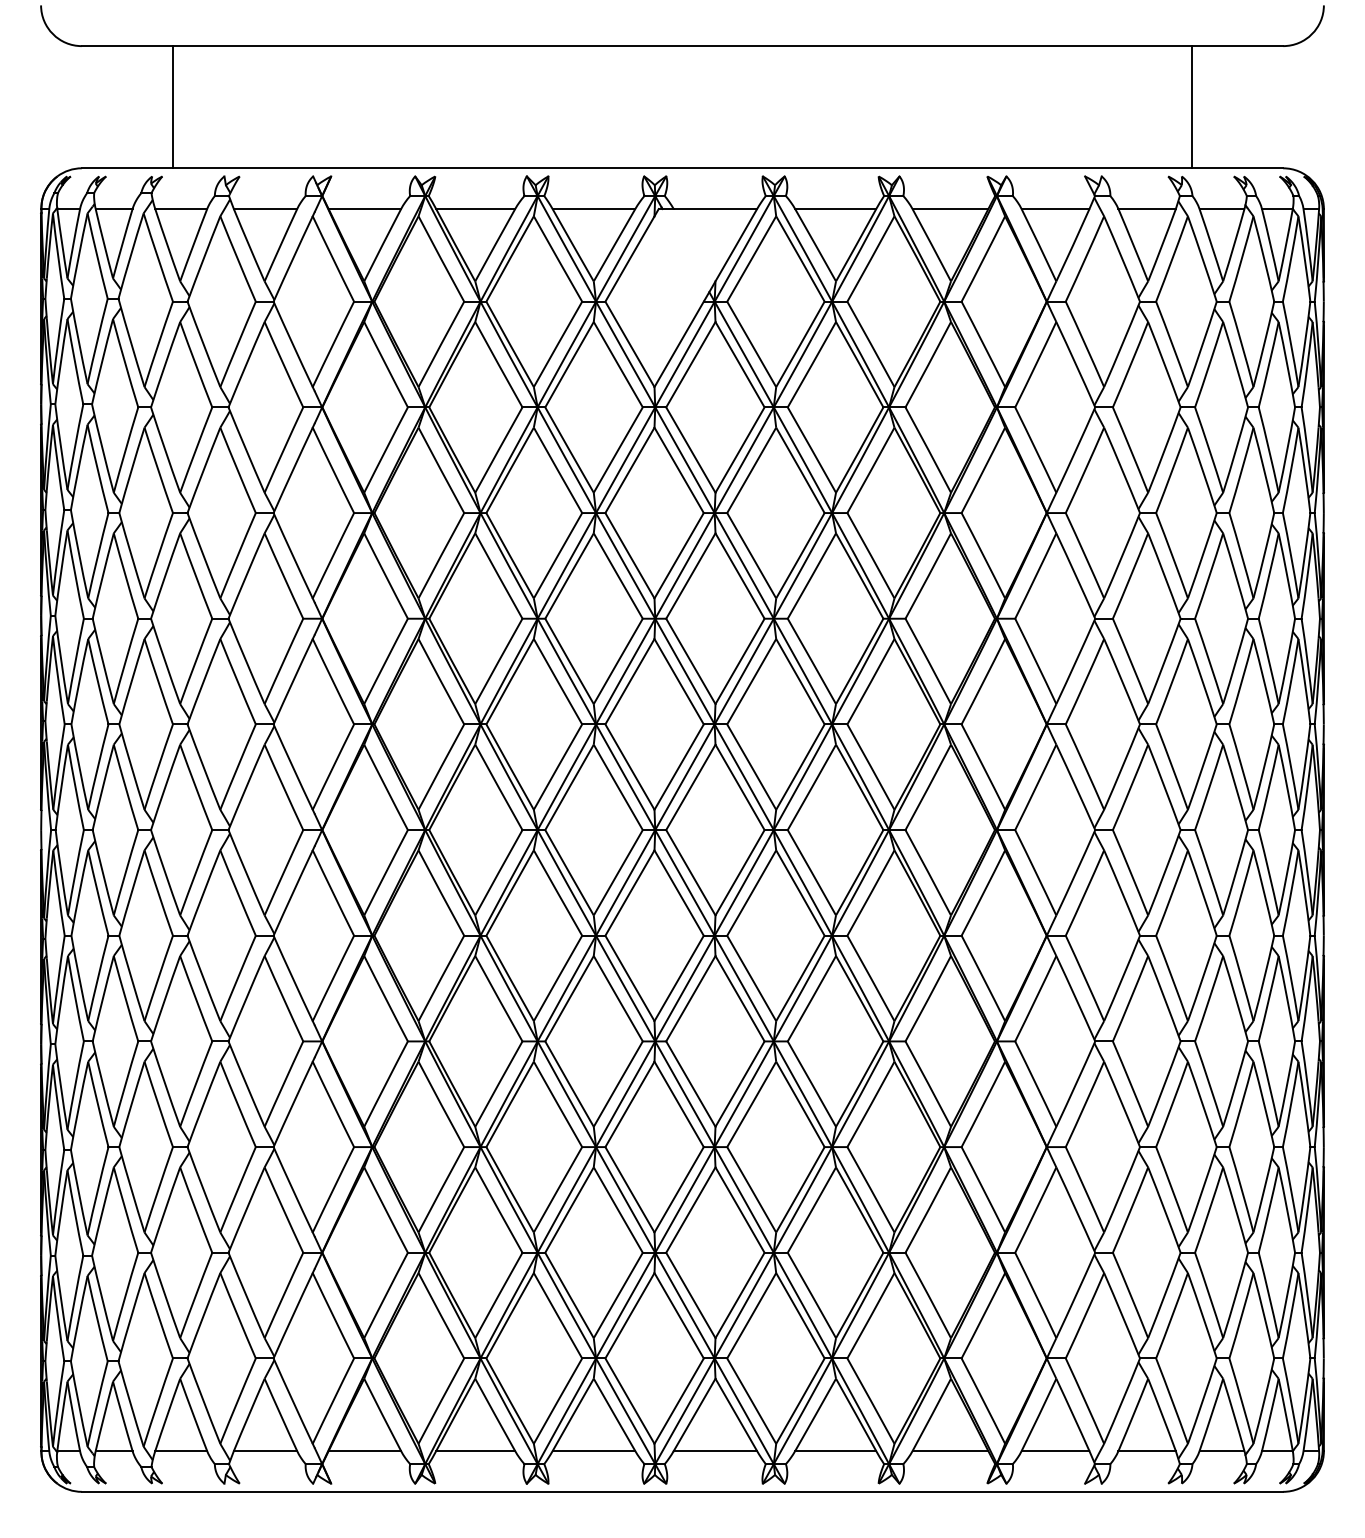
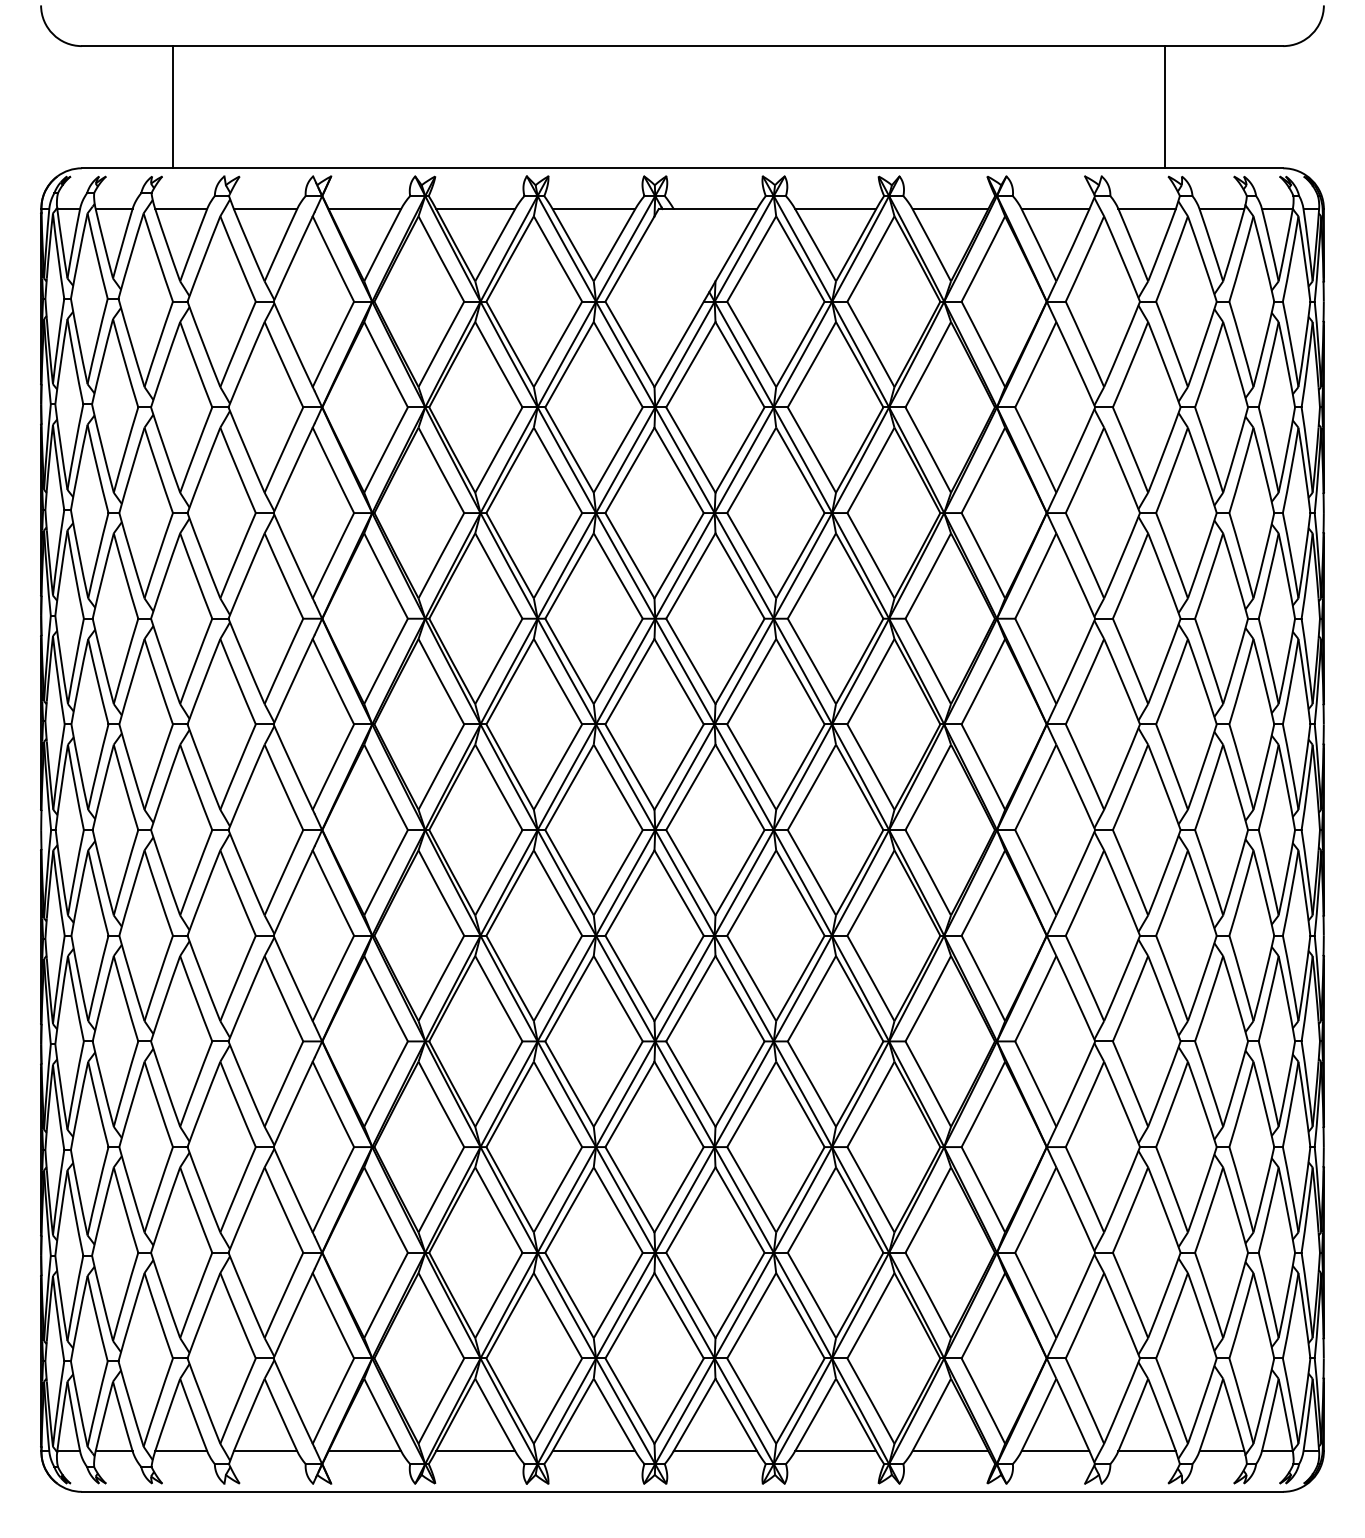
line position: (1191, 107) -> (1164, 107) (1164, 107)
